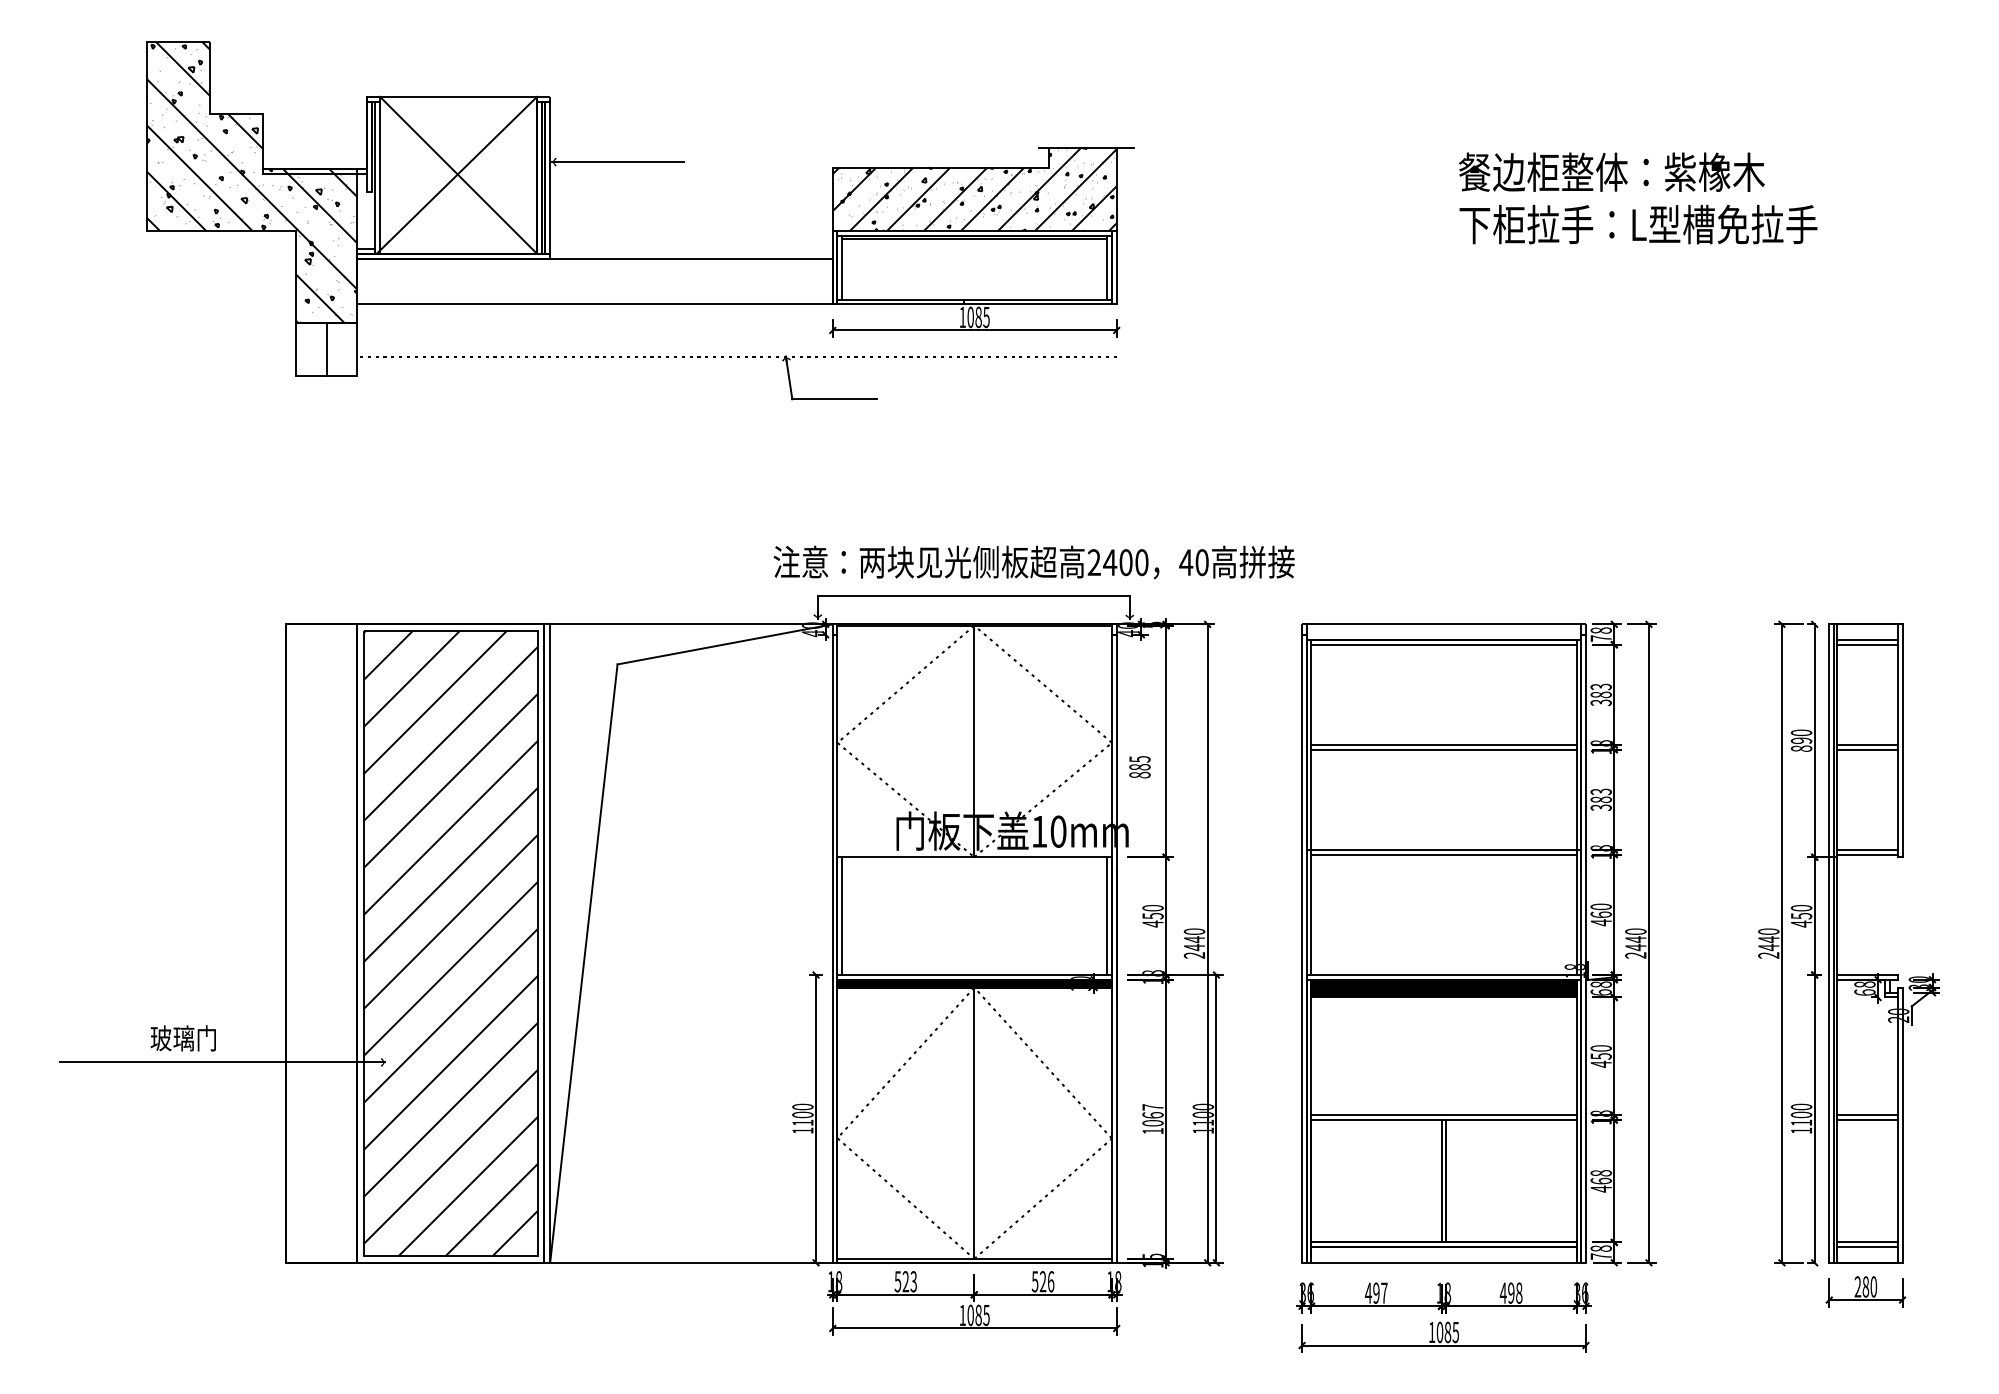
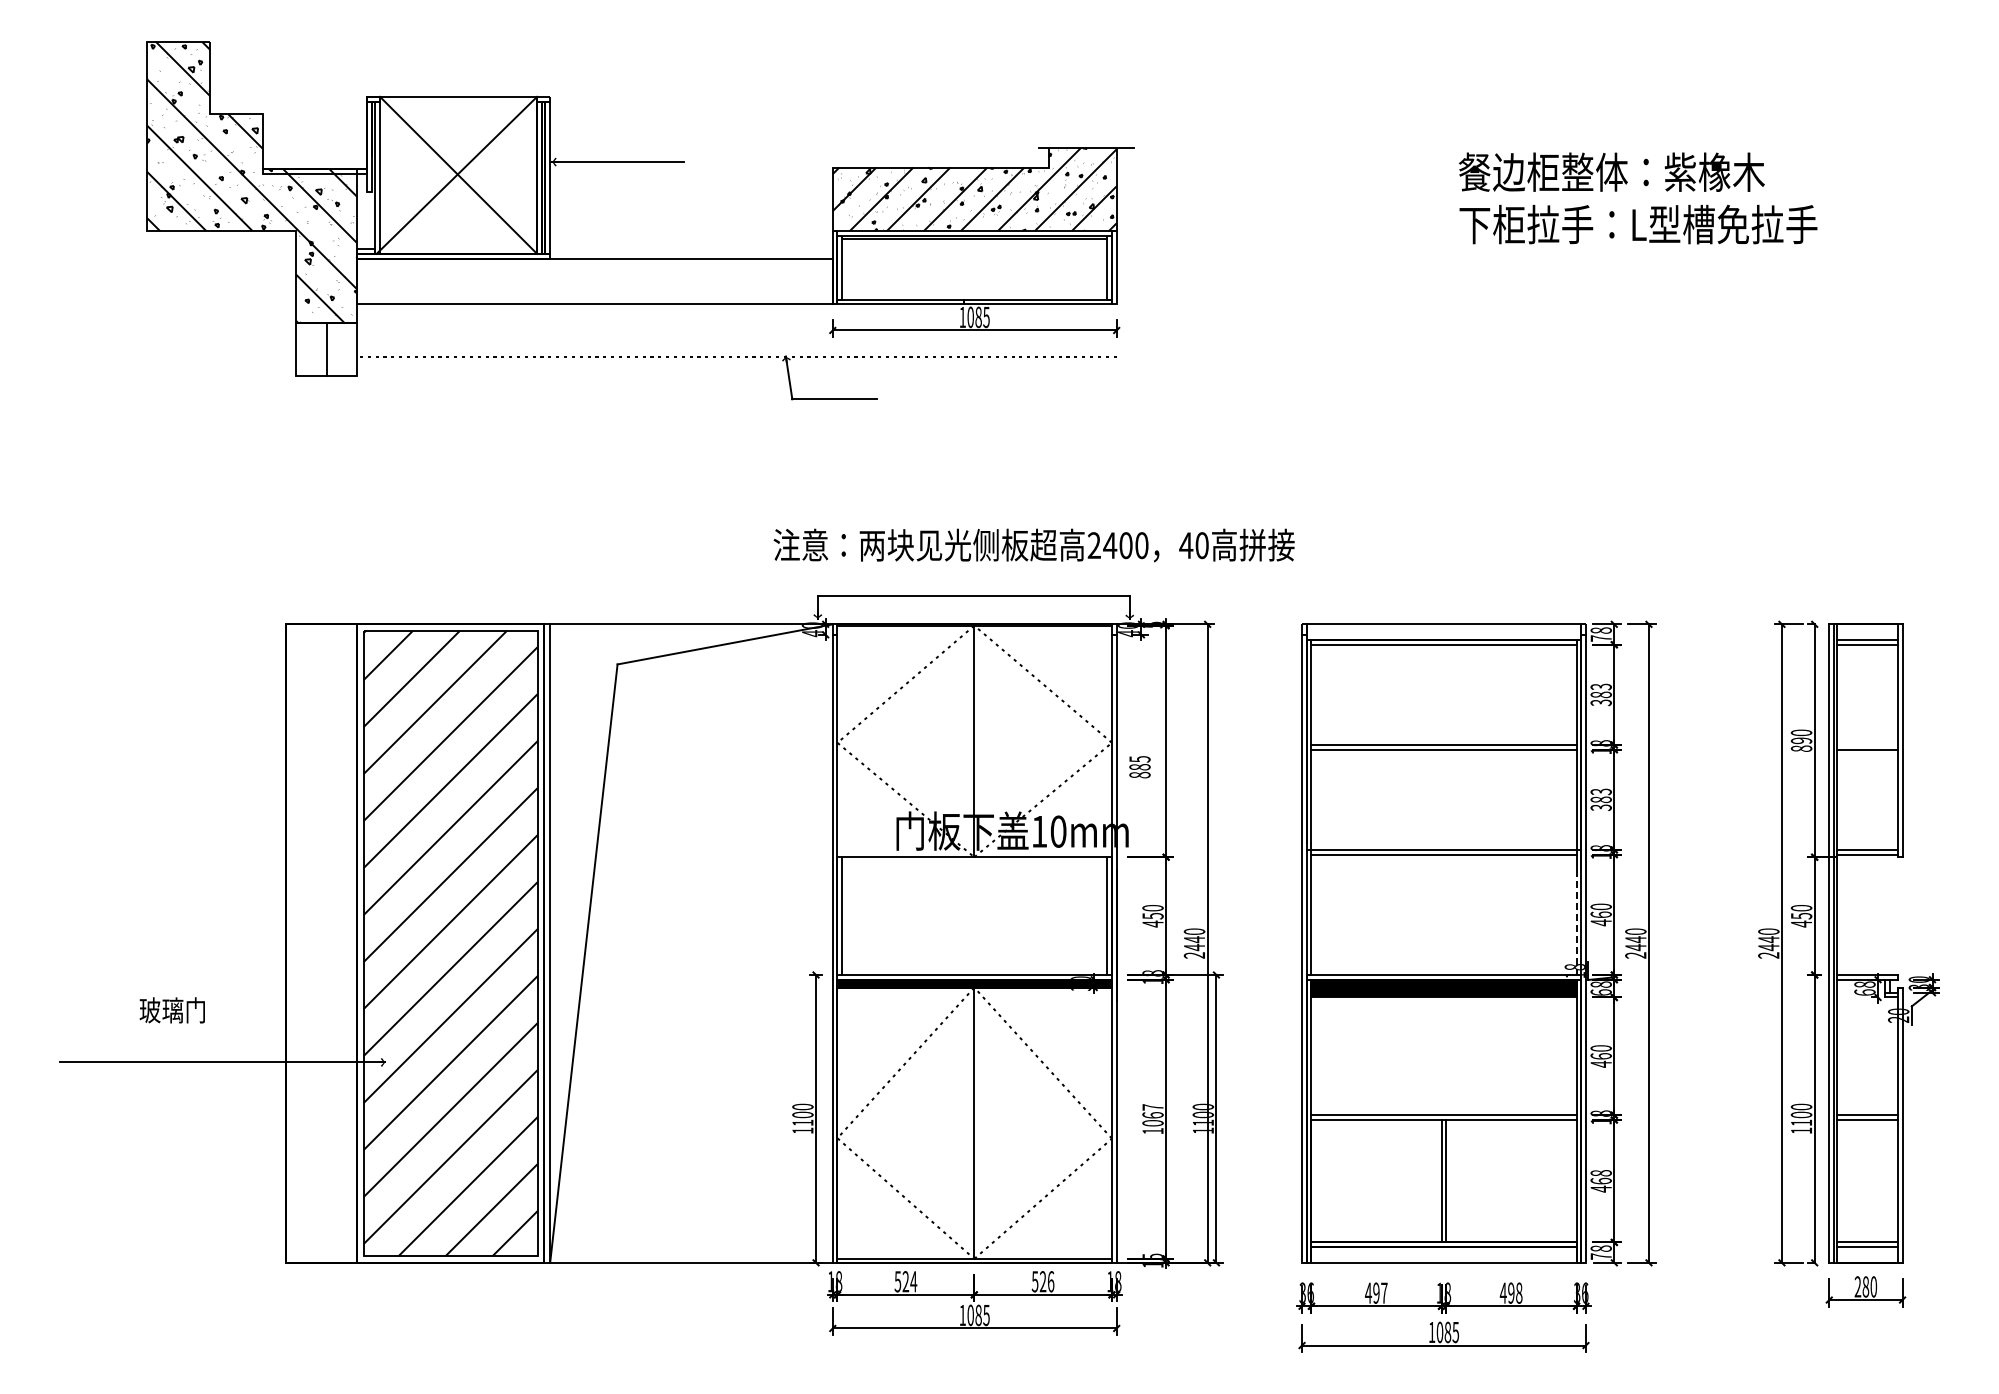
text position: (1033, 562) -> (1033, 545) (1033, 545)
line: present -> none (1867, 744)
line: solid -> dashed (1576, 923)
text position: (182, 1038) -> (171, 1010) (171, 1010)
text: 450 -> 460 (1600, 1056)
text: 523 -> 524 (913, 1281)
